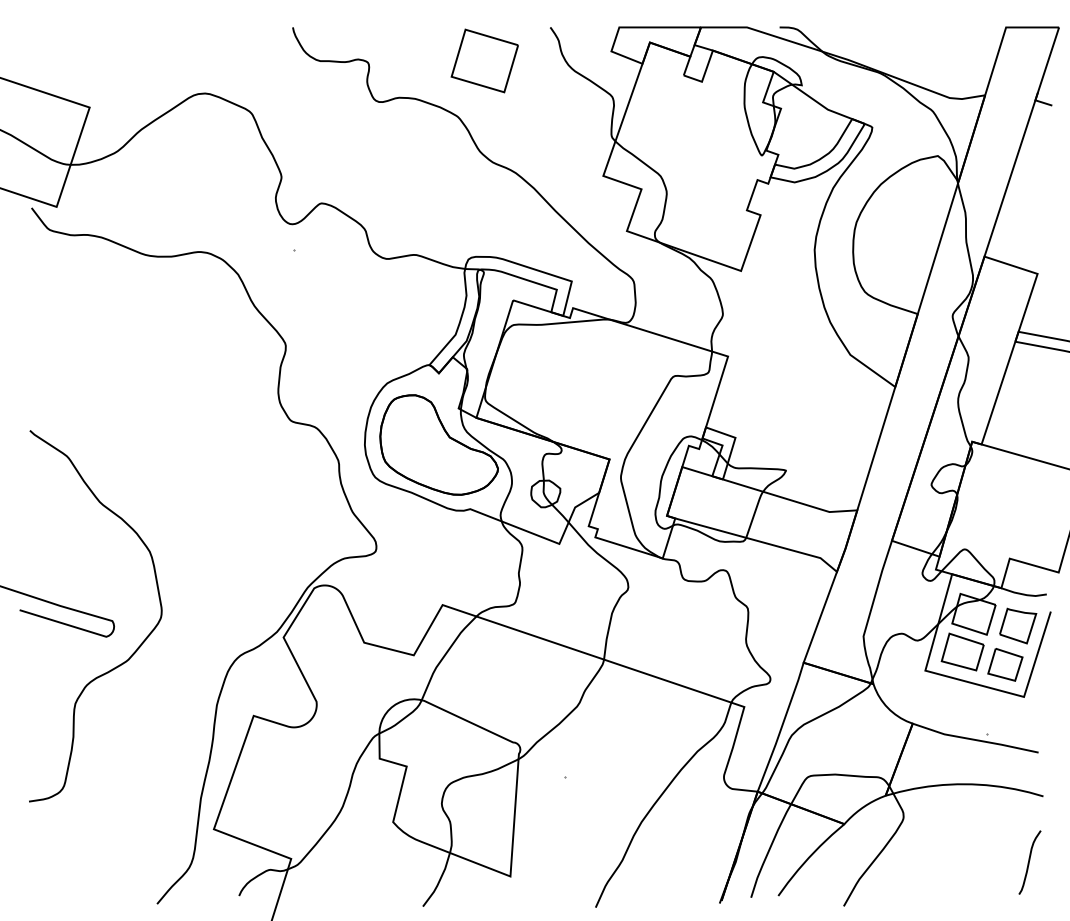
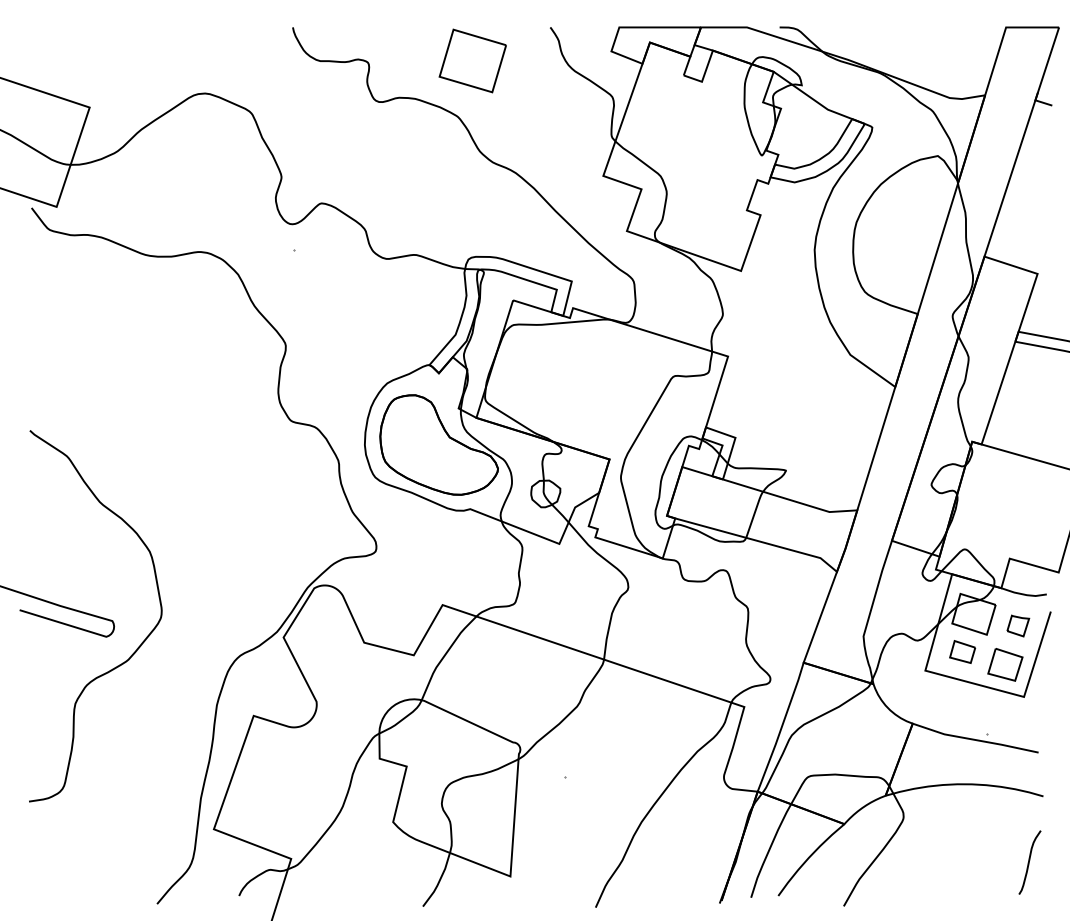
part position: (484, 60) -> (472, 60) (472, 60)
part size: 39x38 px -> 25x24 px (1018, 625)
part size: 45x40 px -> 28x24 px (962, 651)
